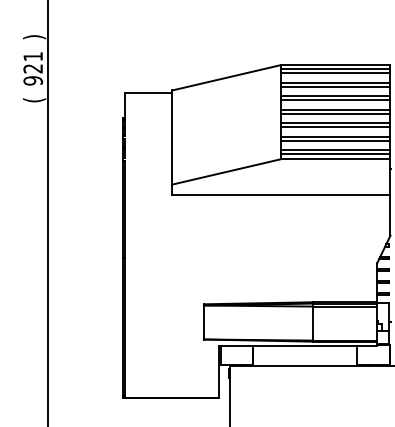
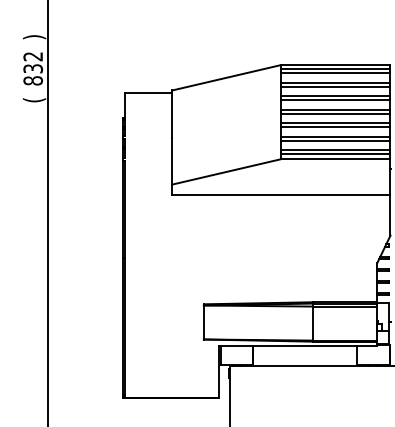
text: 921 -> 832 (33, 68)
